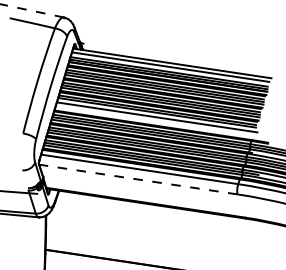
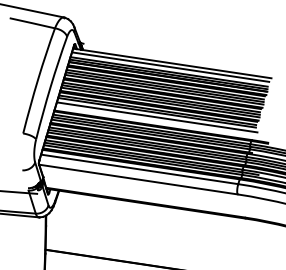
line: dashed -> solid (31, 10)
line: dashed -> solid (137, 179)
